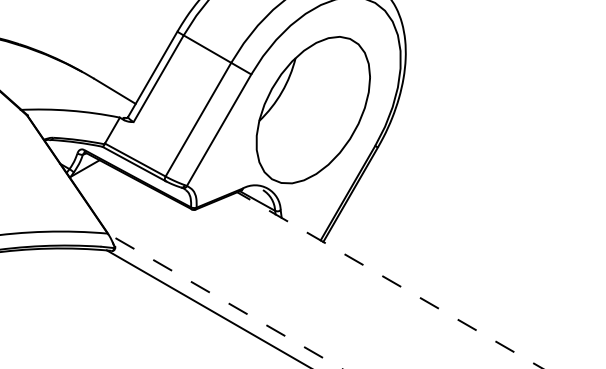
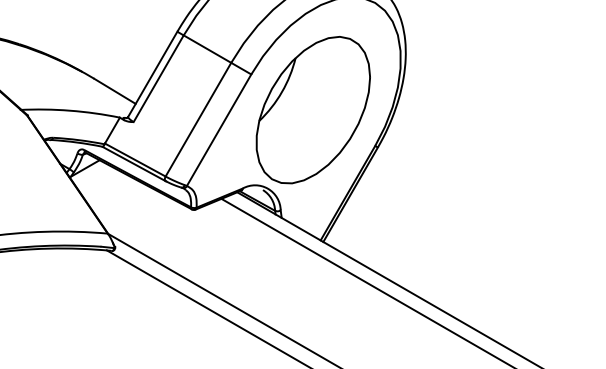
line: dashed -> solid (389, 280)
line: none -> present (365, 281)
line: dashed -> solid (224, 301)
